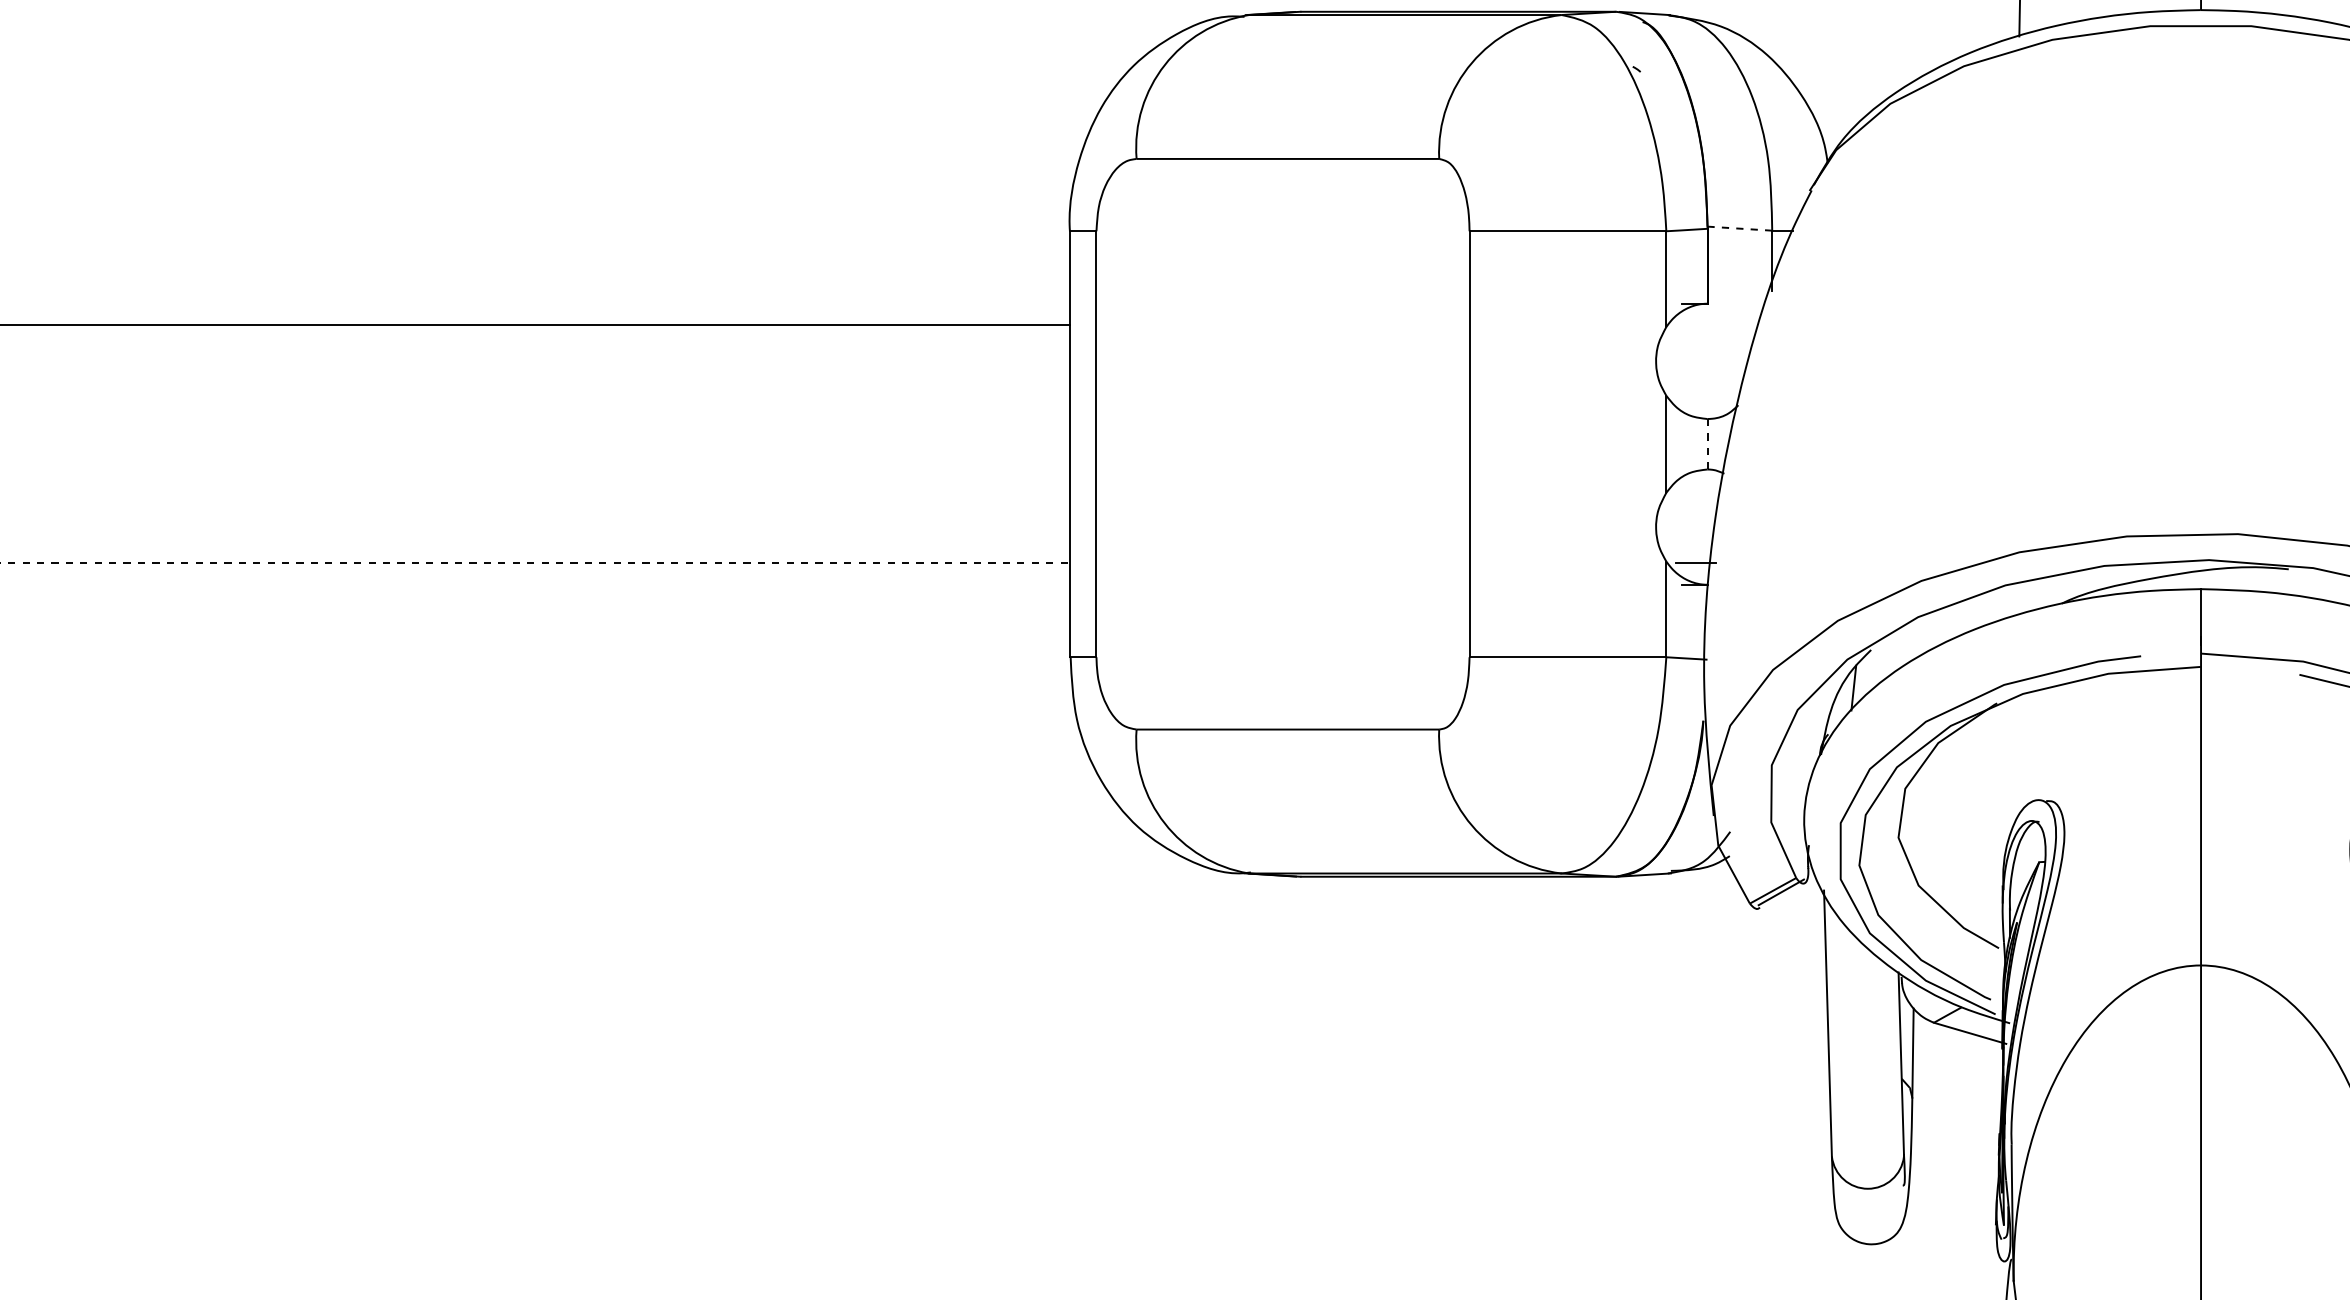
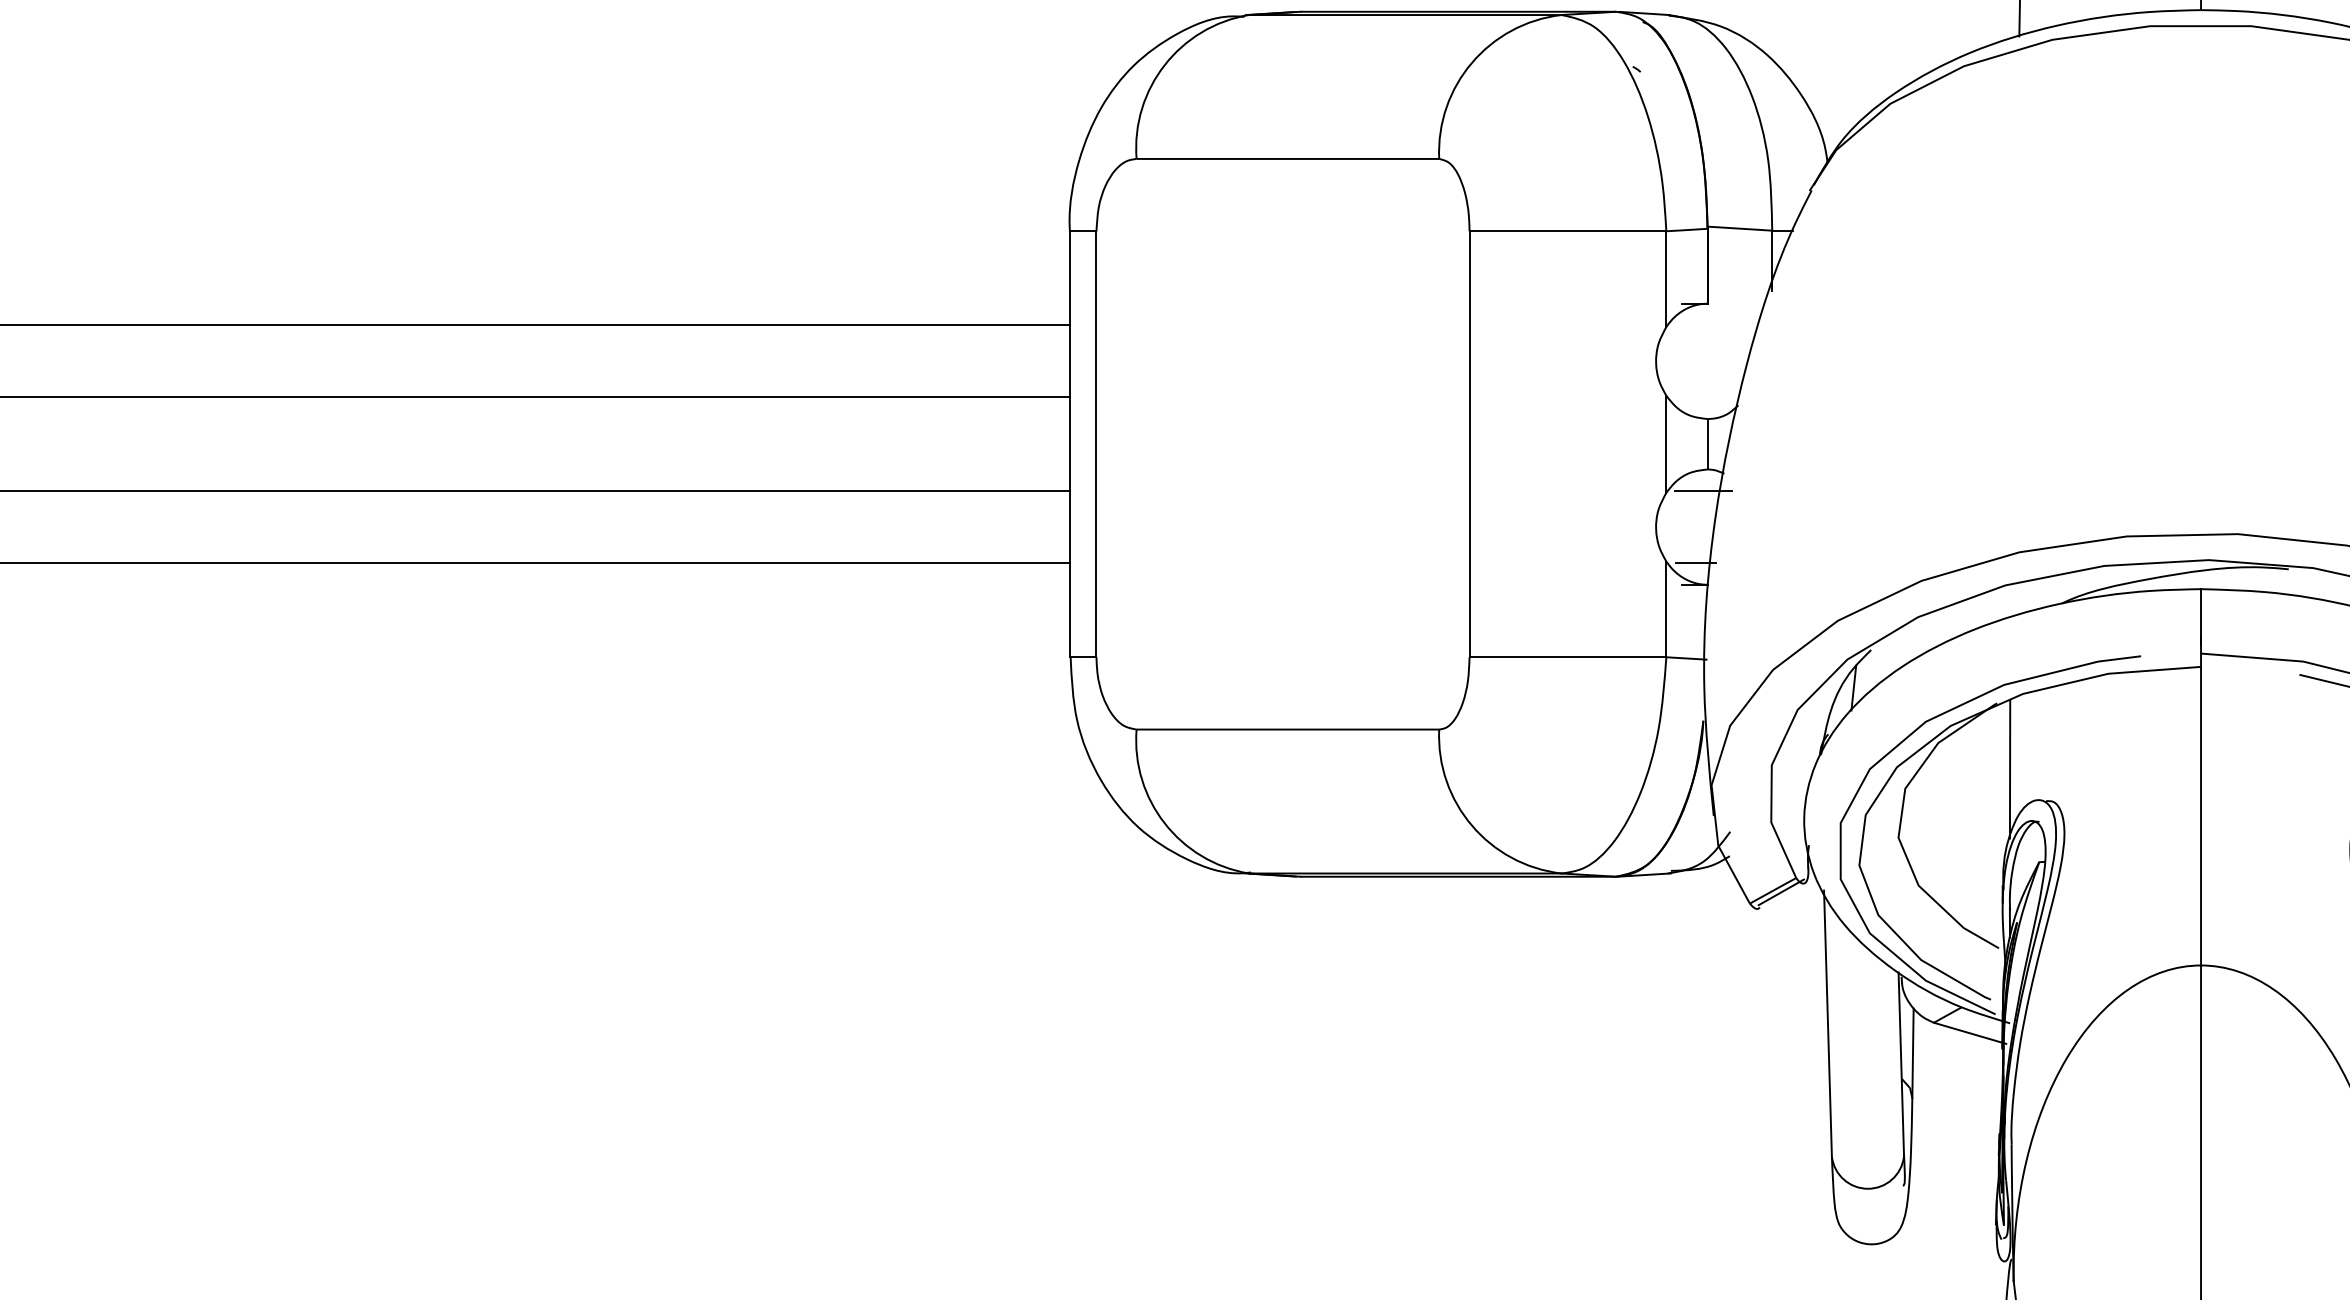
line: dashed -> solid (1739, 228)
line: none -> present (535, 397)
line: dashed -> solid (1707, 444)
line: none -> present (535, 491)
line: none -> present (1703, 491)
line: dashed -> solid (535, 563)
line: none -> present (2009, 769)
